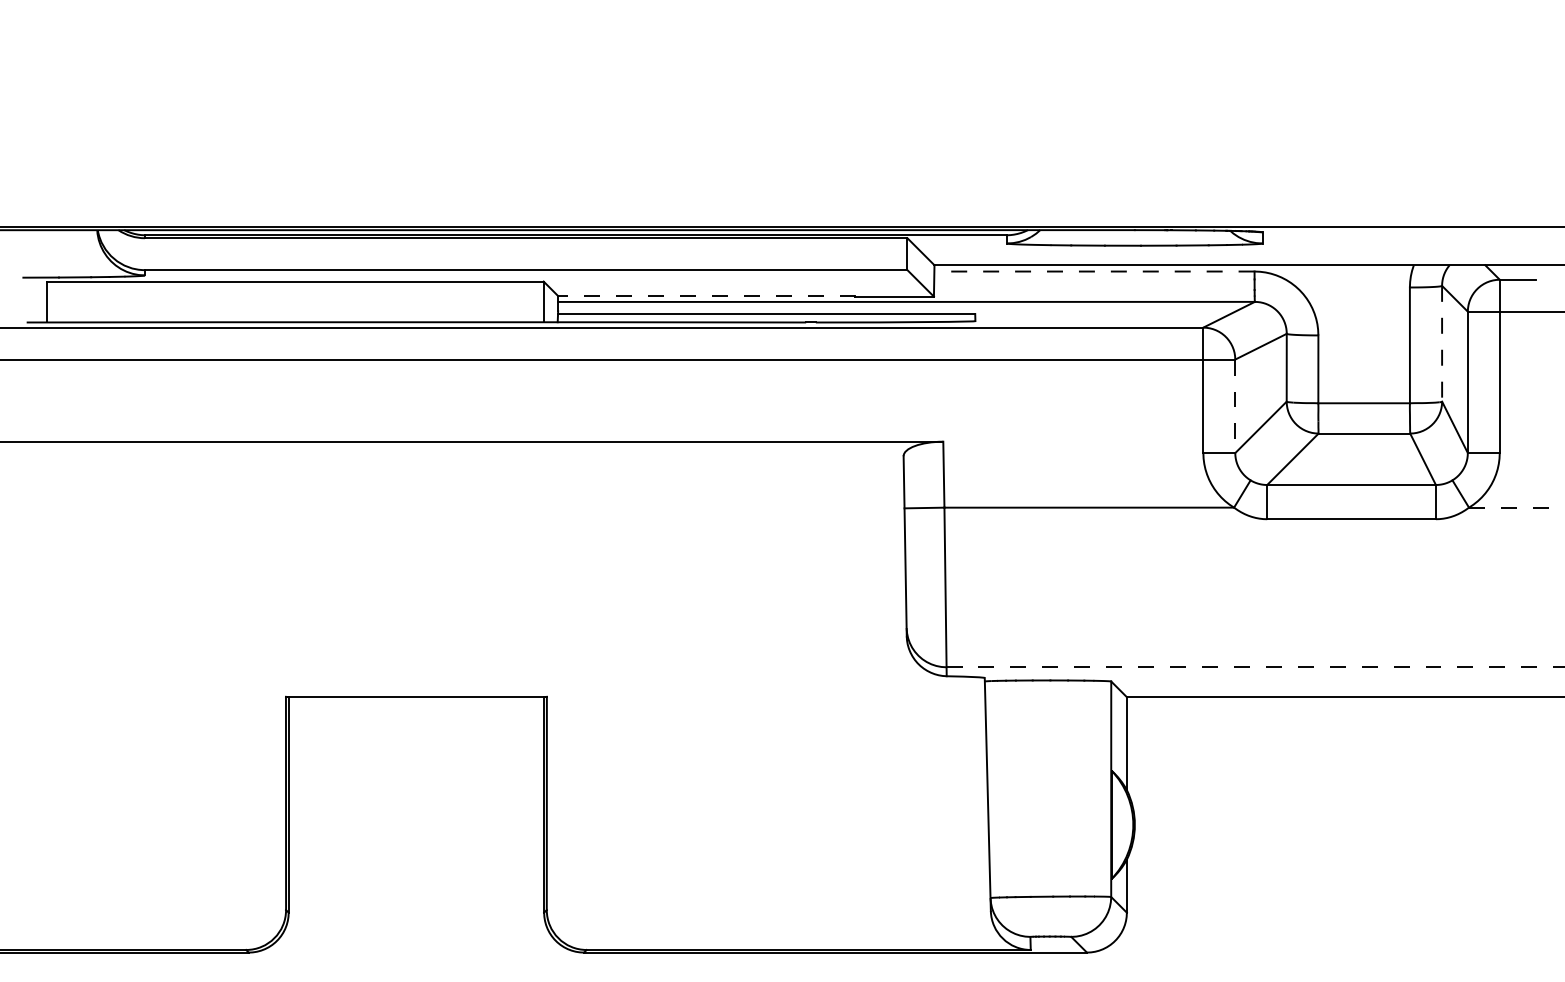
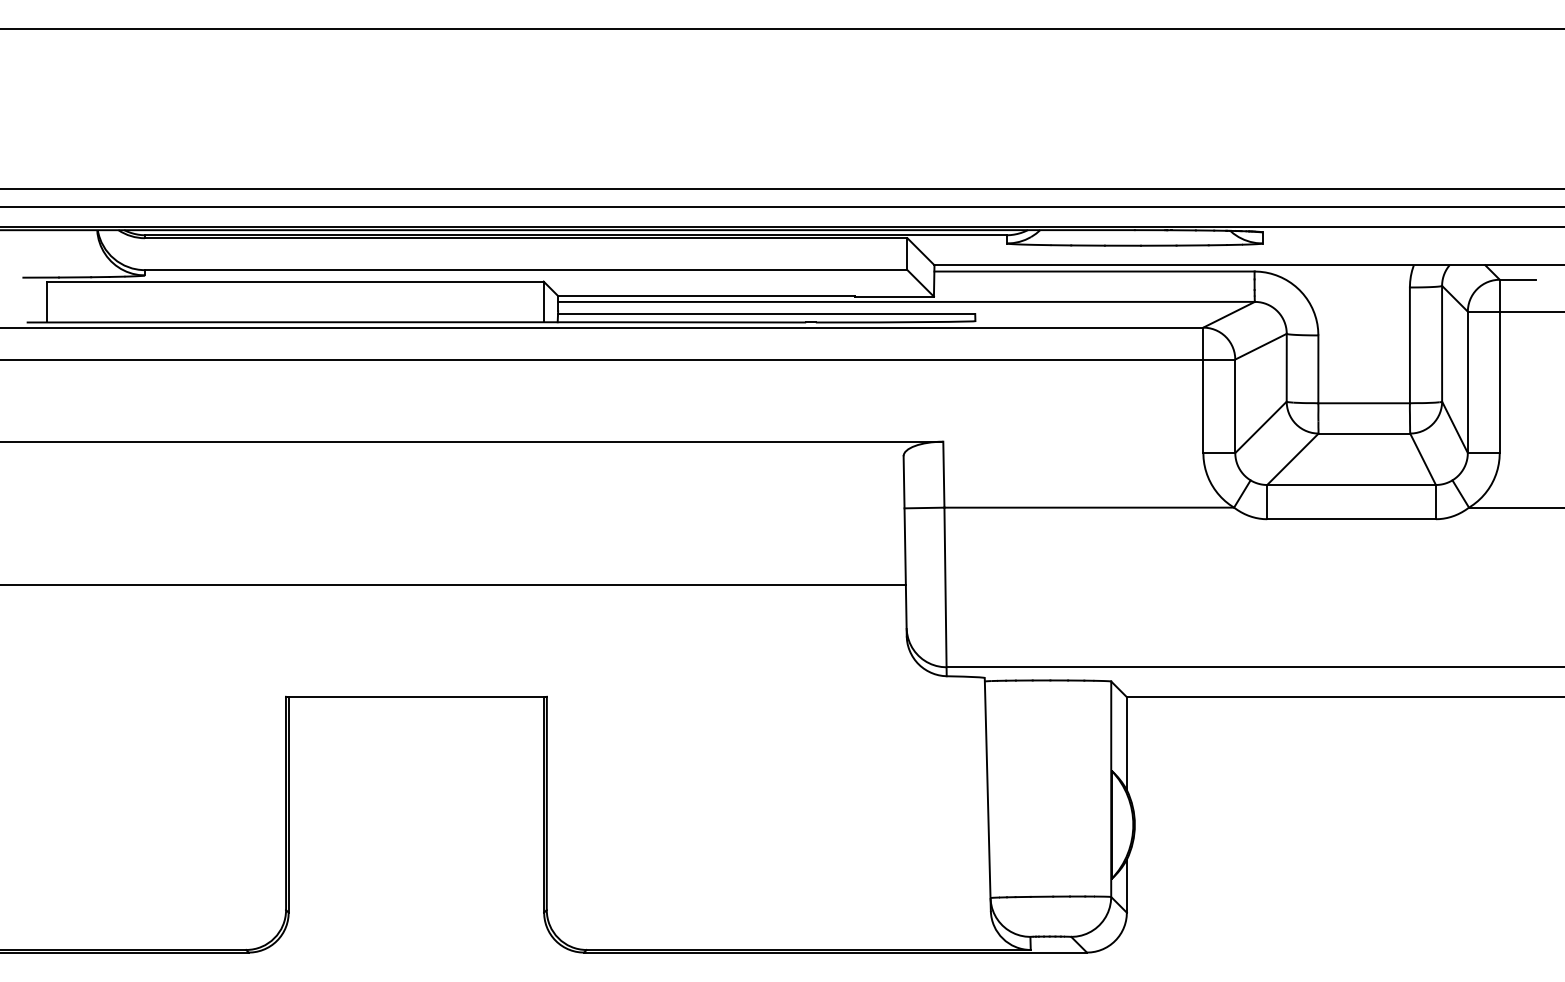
line: none -> present (781, 29)
line: none -> present (781, 189)
line: none -> present (781, 206)
line: dashed -> solid (1094, 271)
line: dashed -> solid (706, 296)
line: dashed -> solid (1442, 343)
line: dashed -> solid (1235, 406)
line: dashed -> solid (1516, 507)
line: none -> present (453, 585)
line: dashed -> solid (1256, 667)
